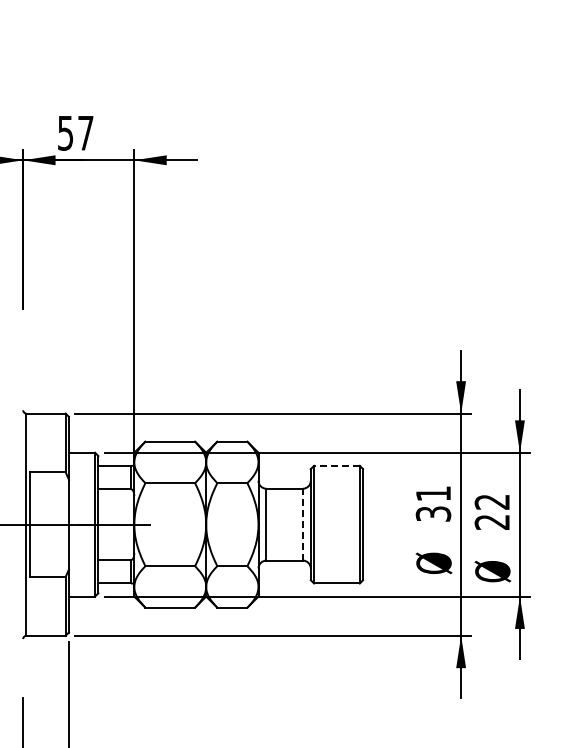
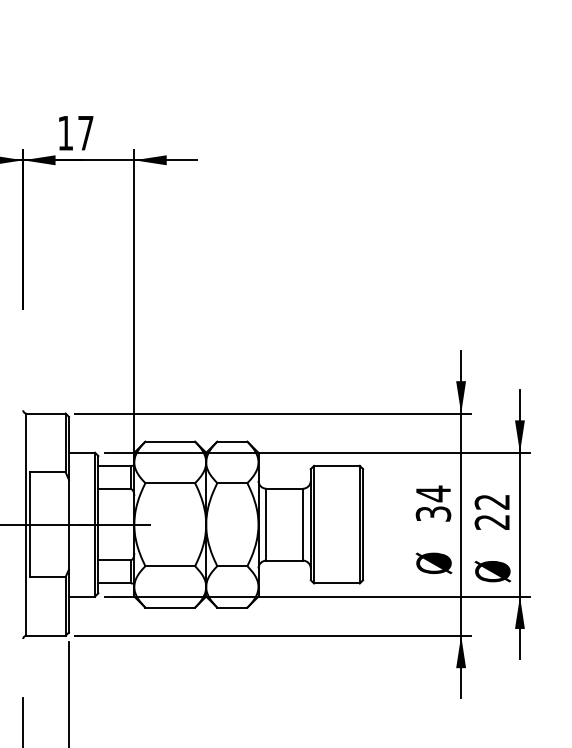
text: 57 -> 17 (65, 133)
line: dashed -> solid (336, 465)
text: 31 -> 34 (433, 493)
line: dashed -> solid (302, 524)
